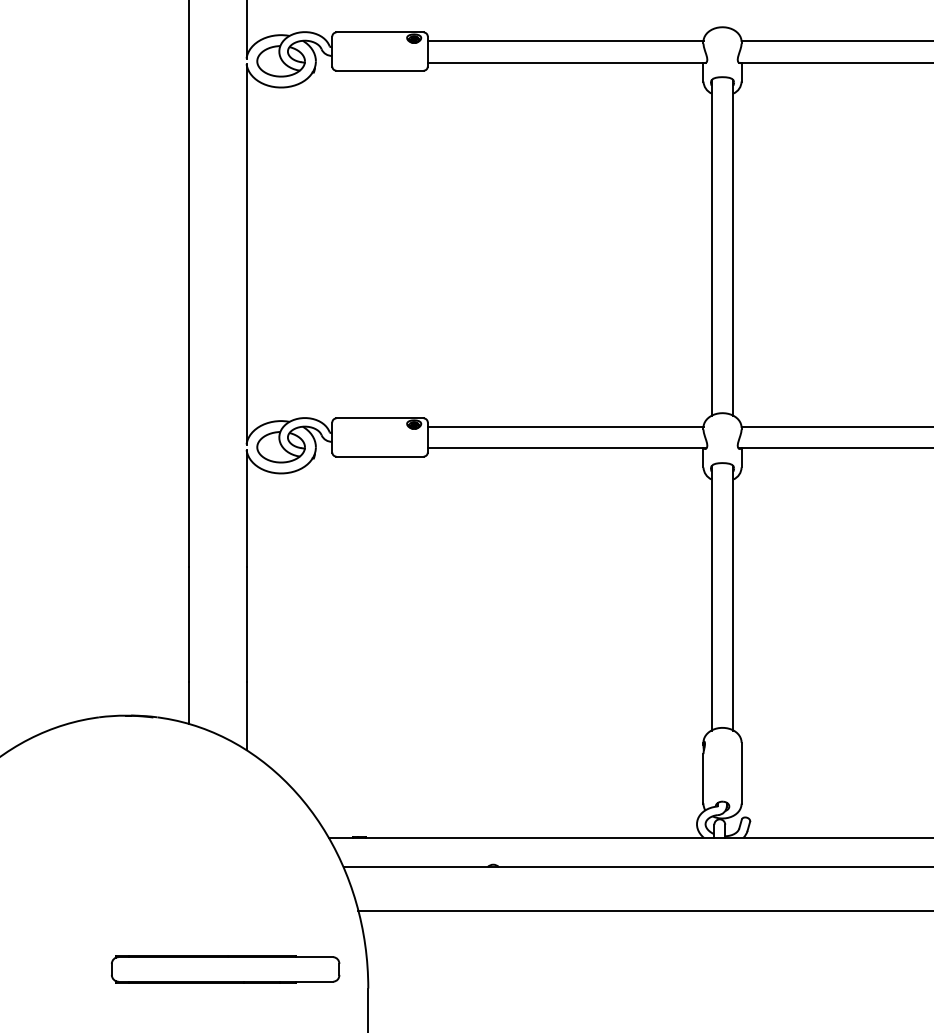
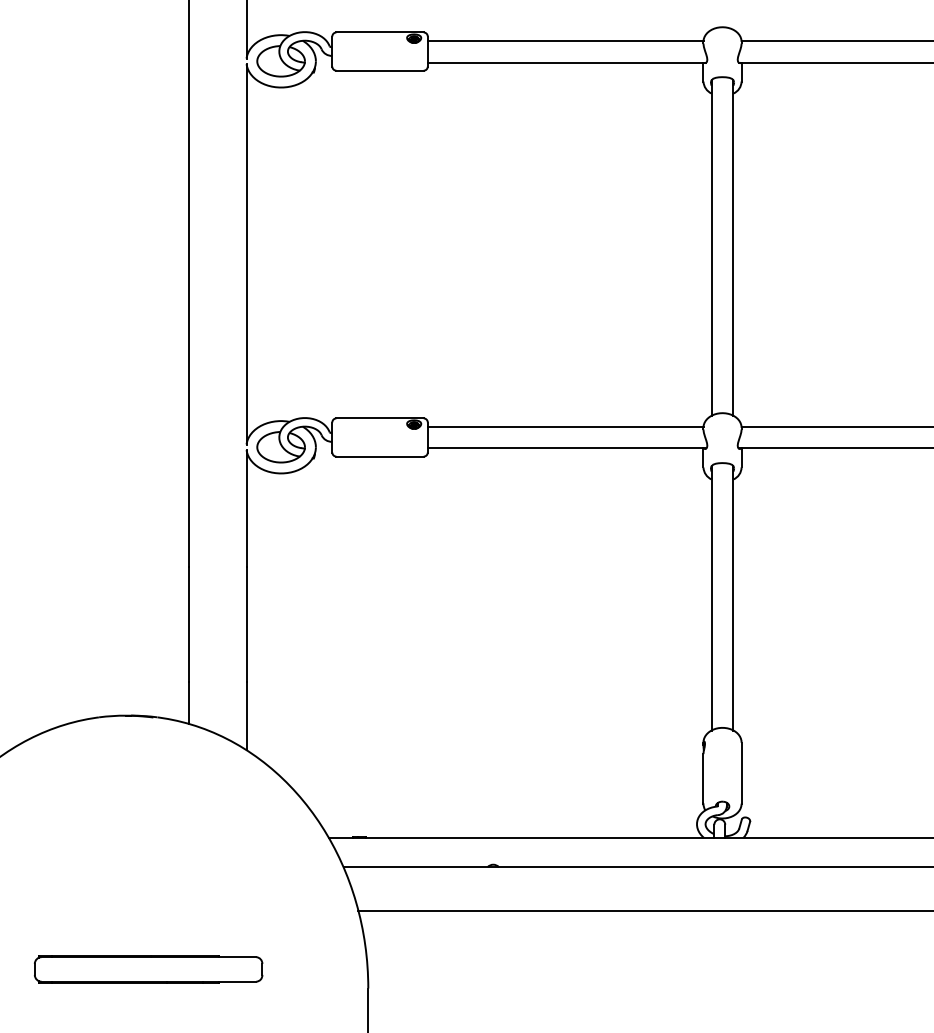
part position: (225, 969) -> (148, 969) (148, 969)
